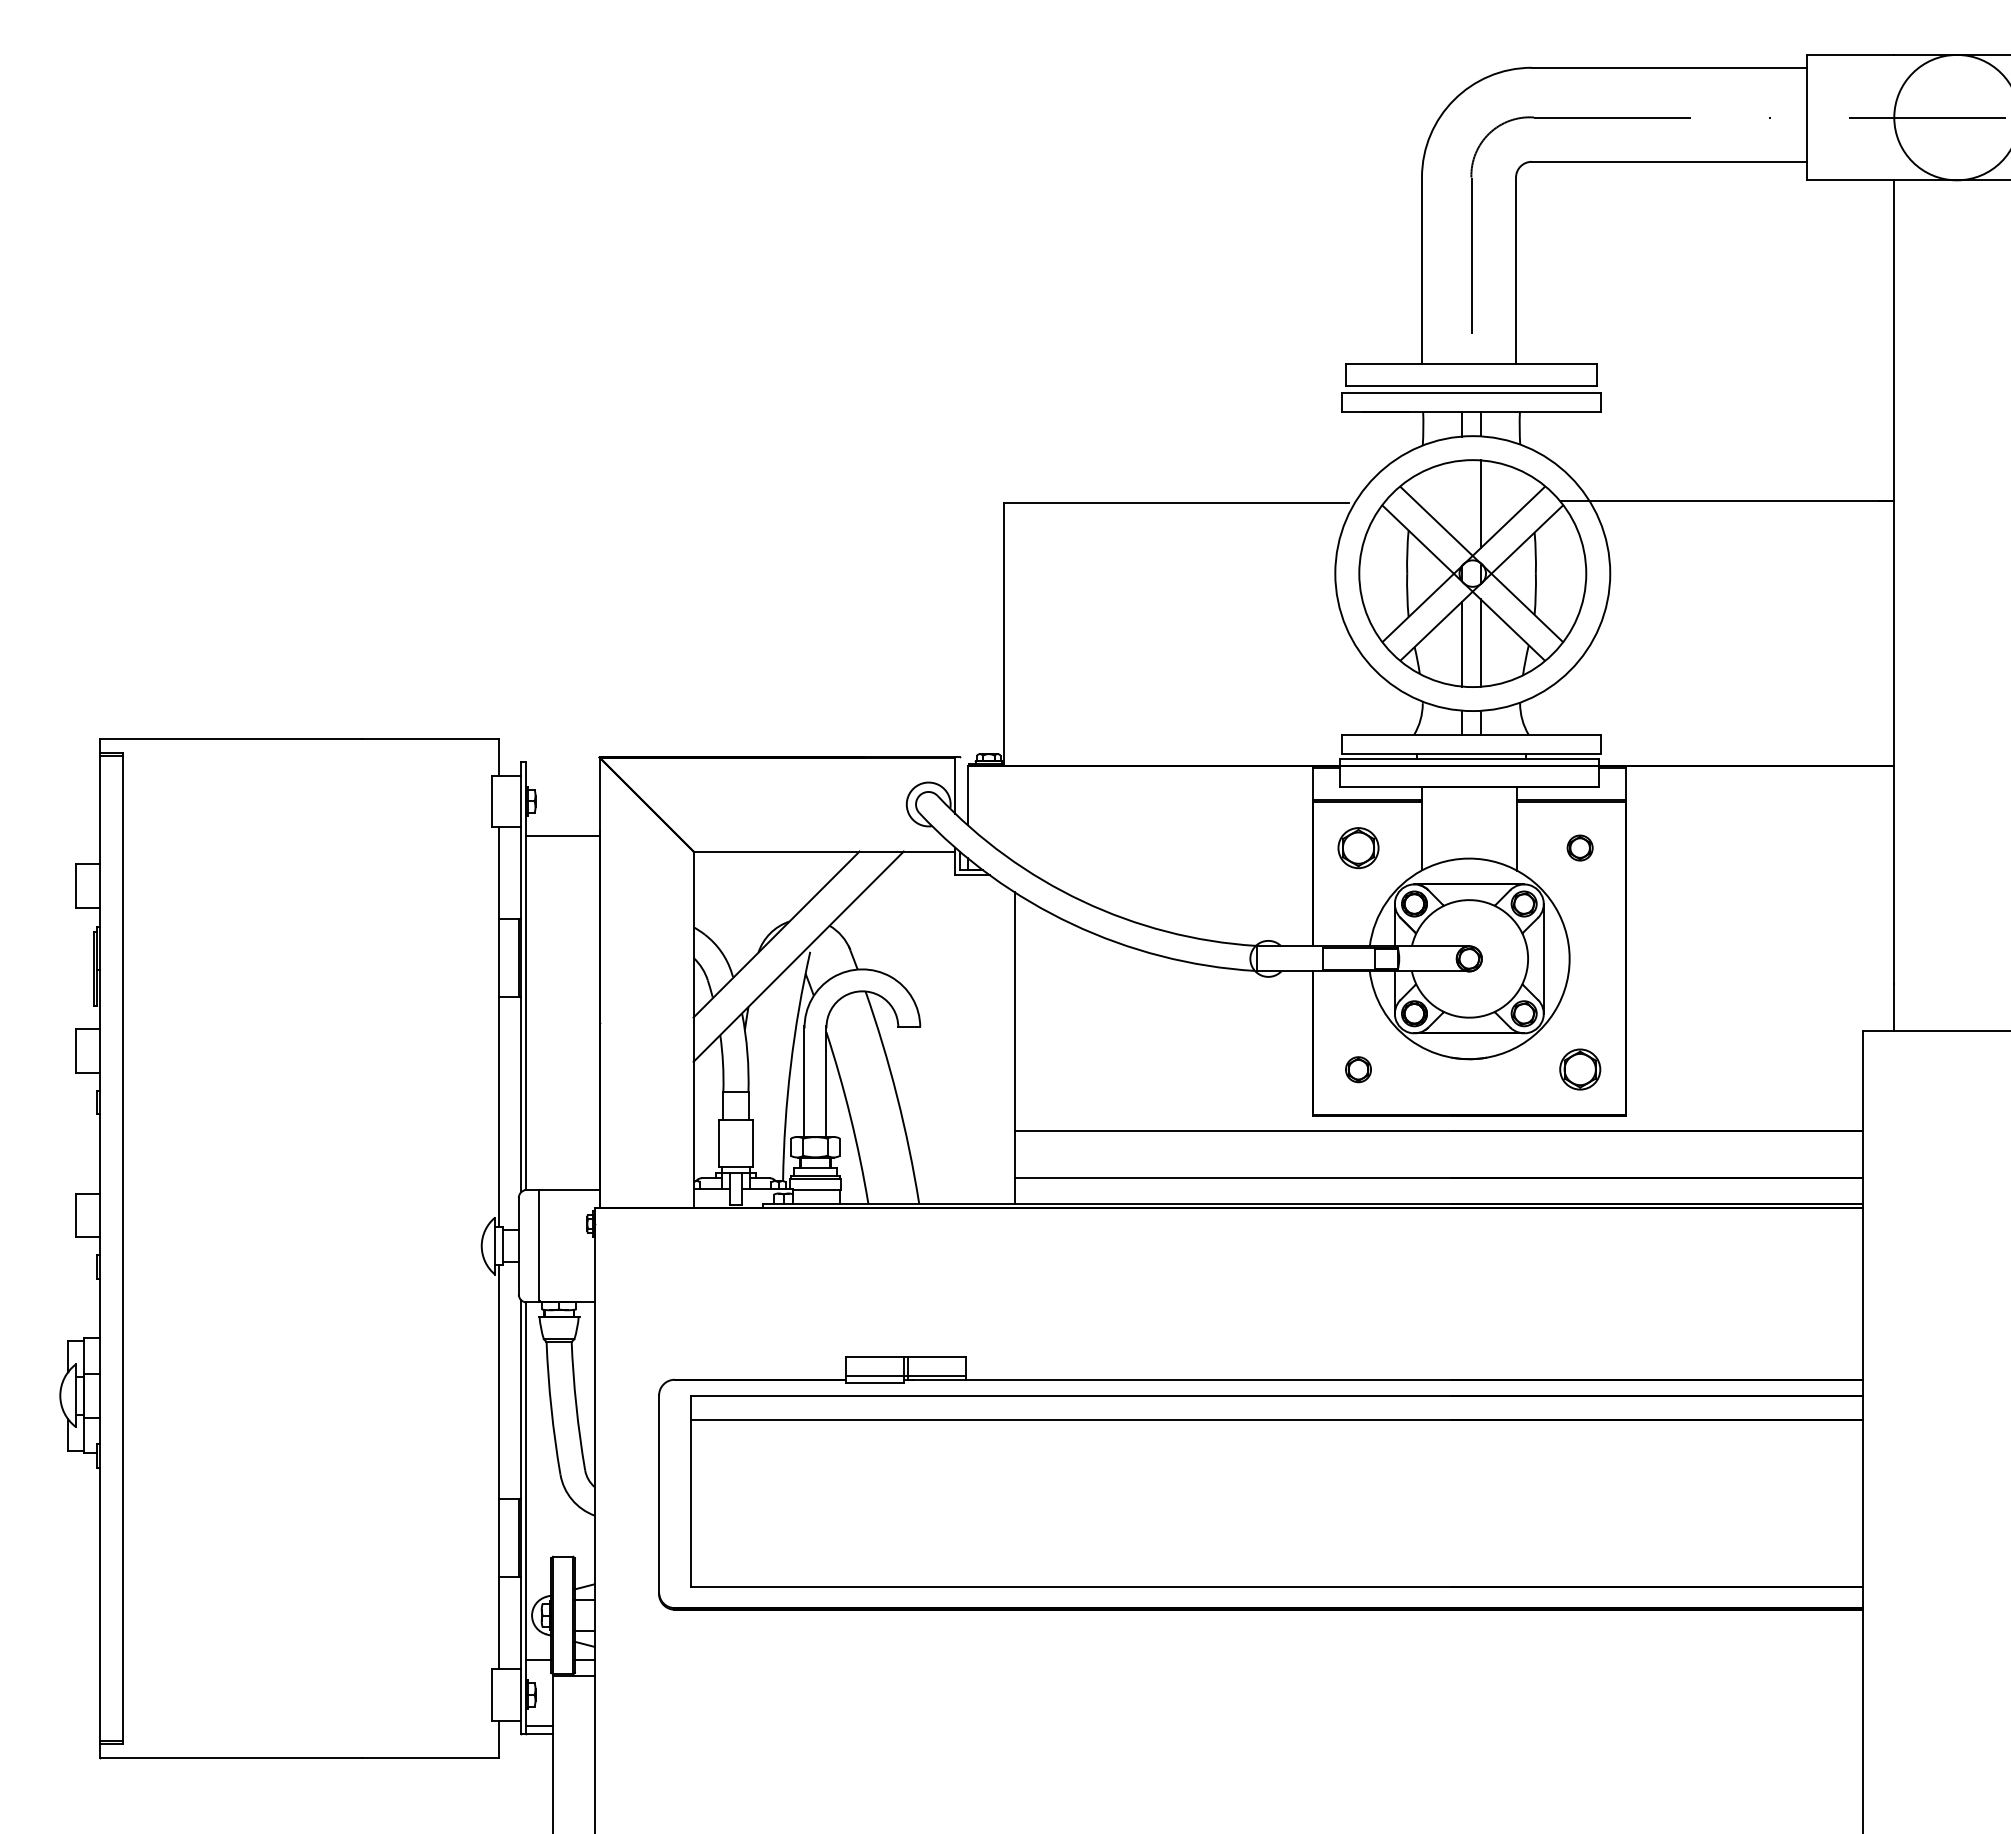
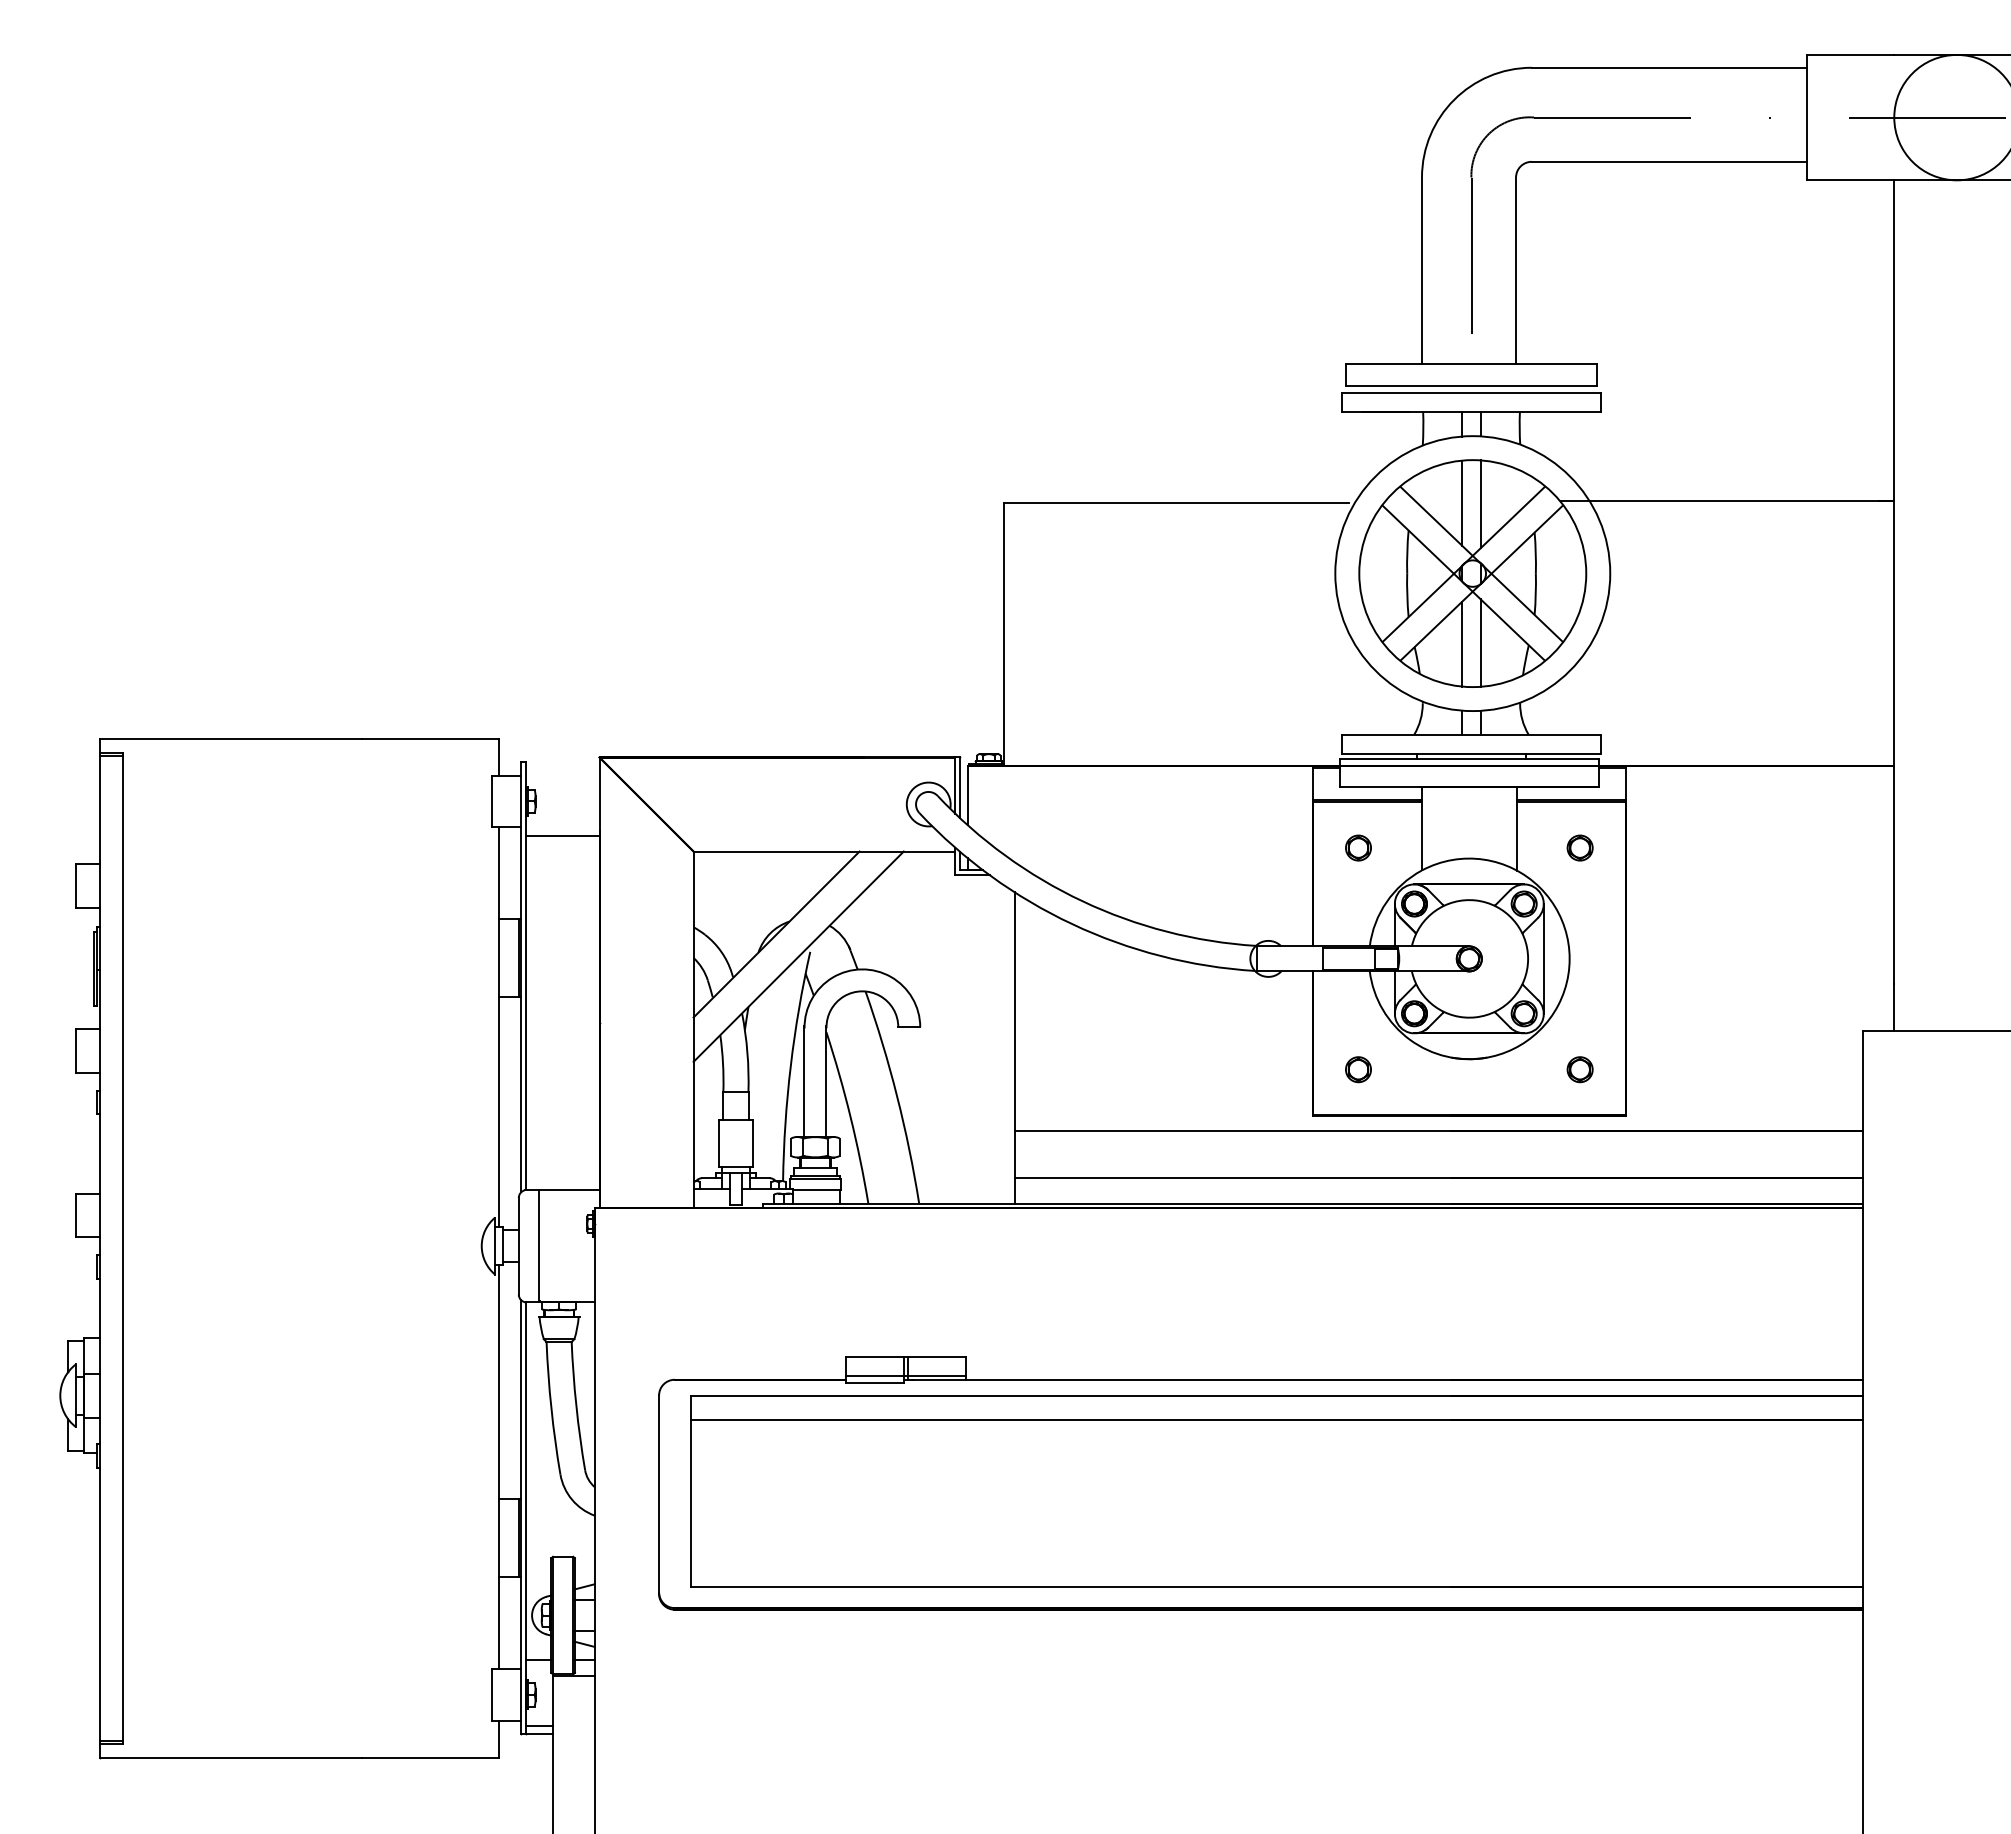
line: none -> present (1462, 502)
line: none -> present (960, 787)
part size: 43x43 px -> 27x28 px (1358, 847)
part size: 43x43 px -> 28x28 px (1579, 1069)
